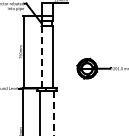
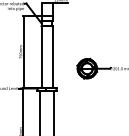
line: dashed -> solid (41, 57)
line: dashed -> solid (53, 113)
